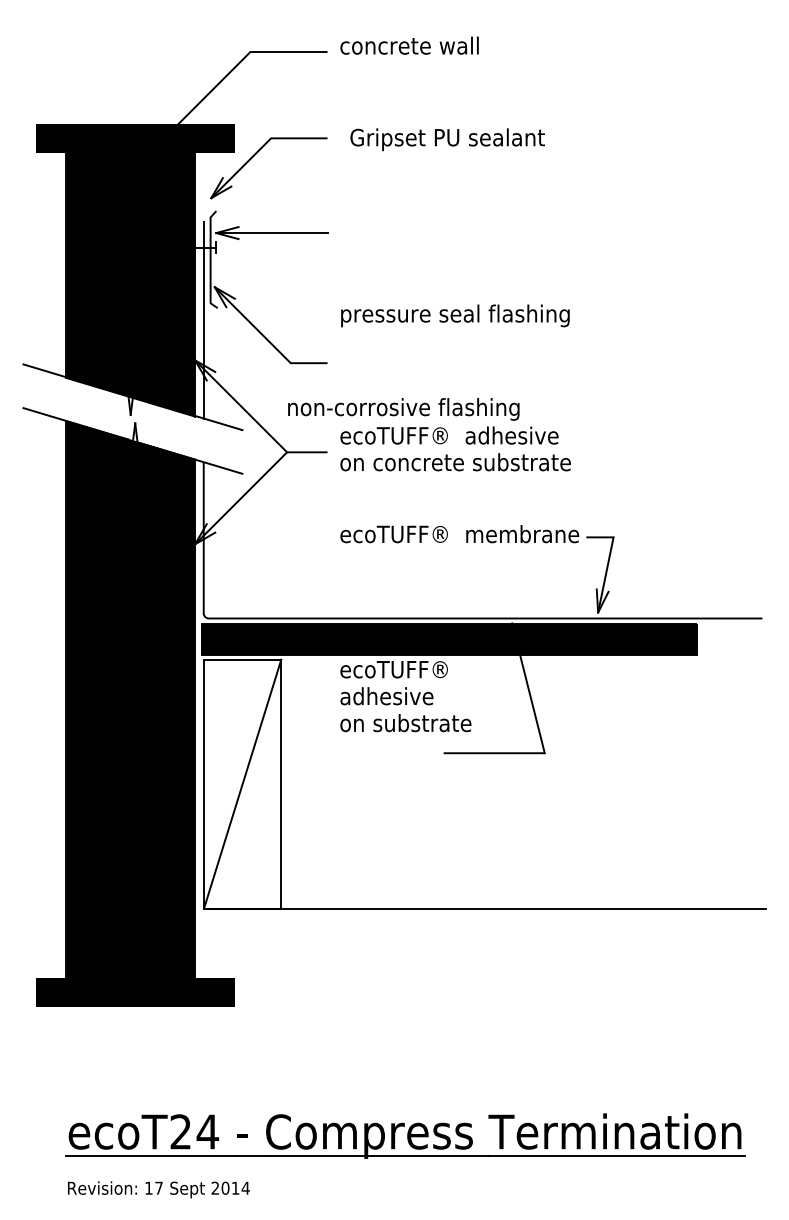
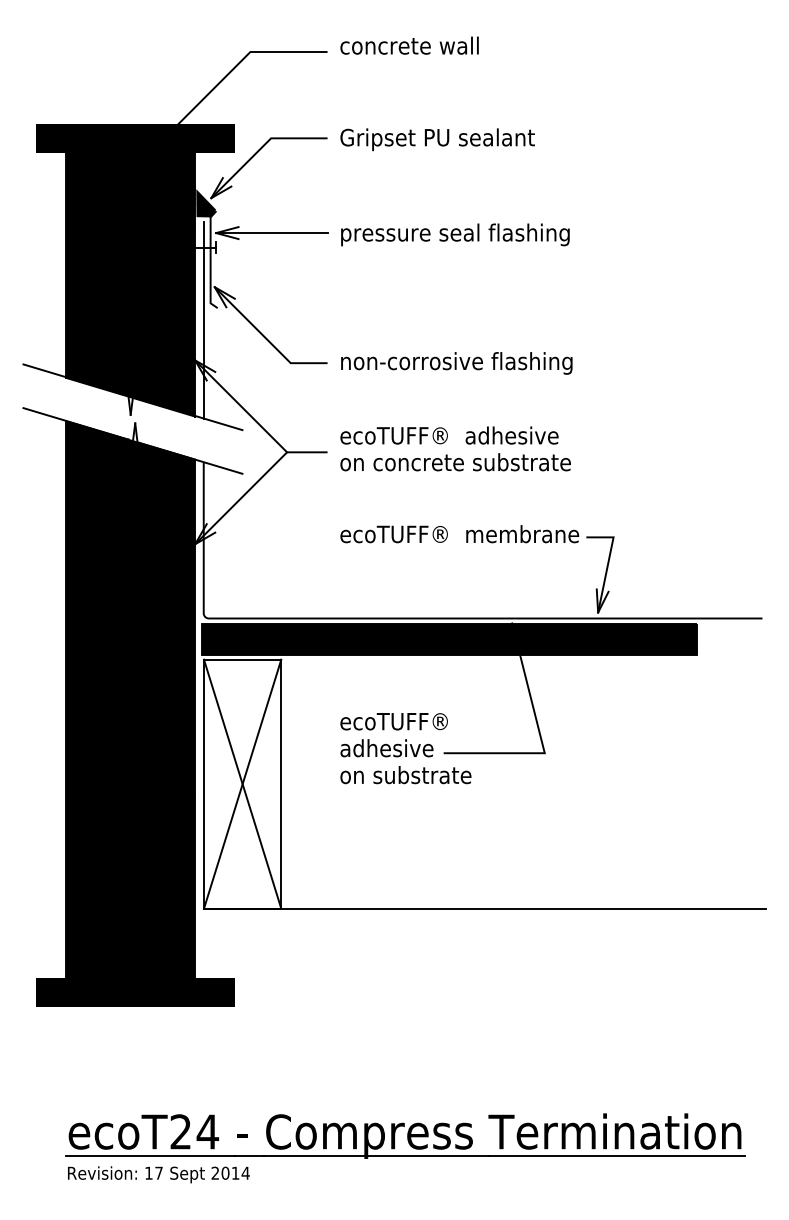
text position: (447, 139) -> (437, 139) (437, 139)
fill: none -> present (206, 203)
text position: (455, 315) -> (455, 234) (455, 234)
text position: (403, 409) -> (456, 363) (456, 363)
text position: (405, 696) -> (405, 748) (405, 748)
line: none -> present (242, 783)
text position: (158, 1189) -> (158, 1174) (158, 1174)
